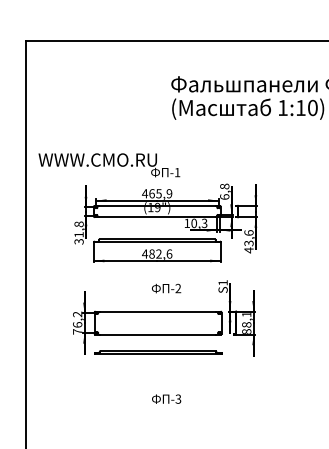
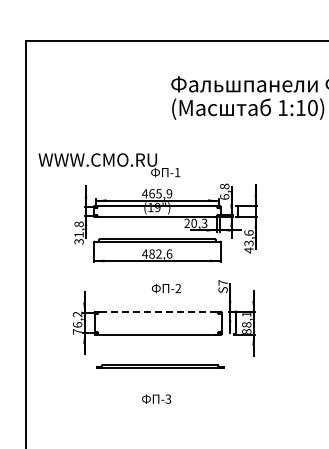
text: 10,3 -> 20,3 (187, 222)
text: S1 -> S7 (222, 282)
line: solid -> dashed (158, 311)
line position: (158, 351) -> (160, 365) (160, 365)
text position: (166, 398) -> (156, 398) (156, 398)
